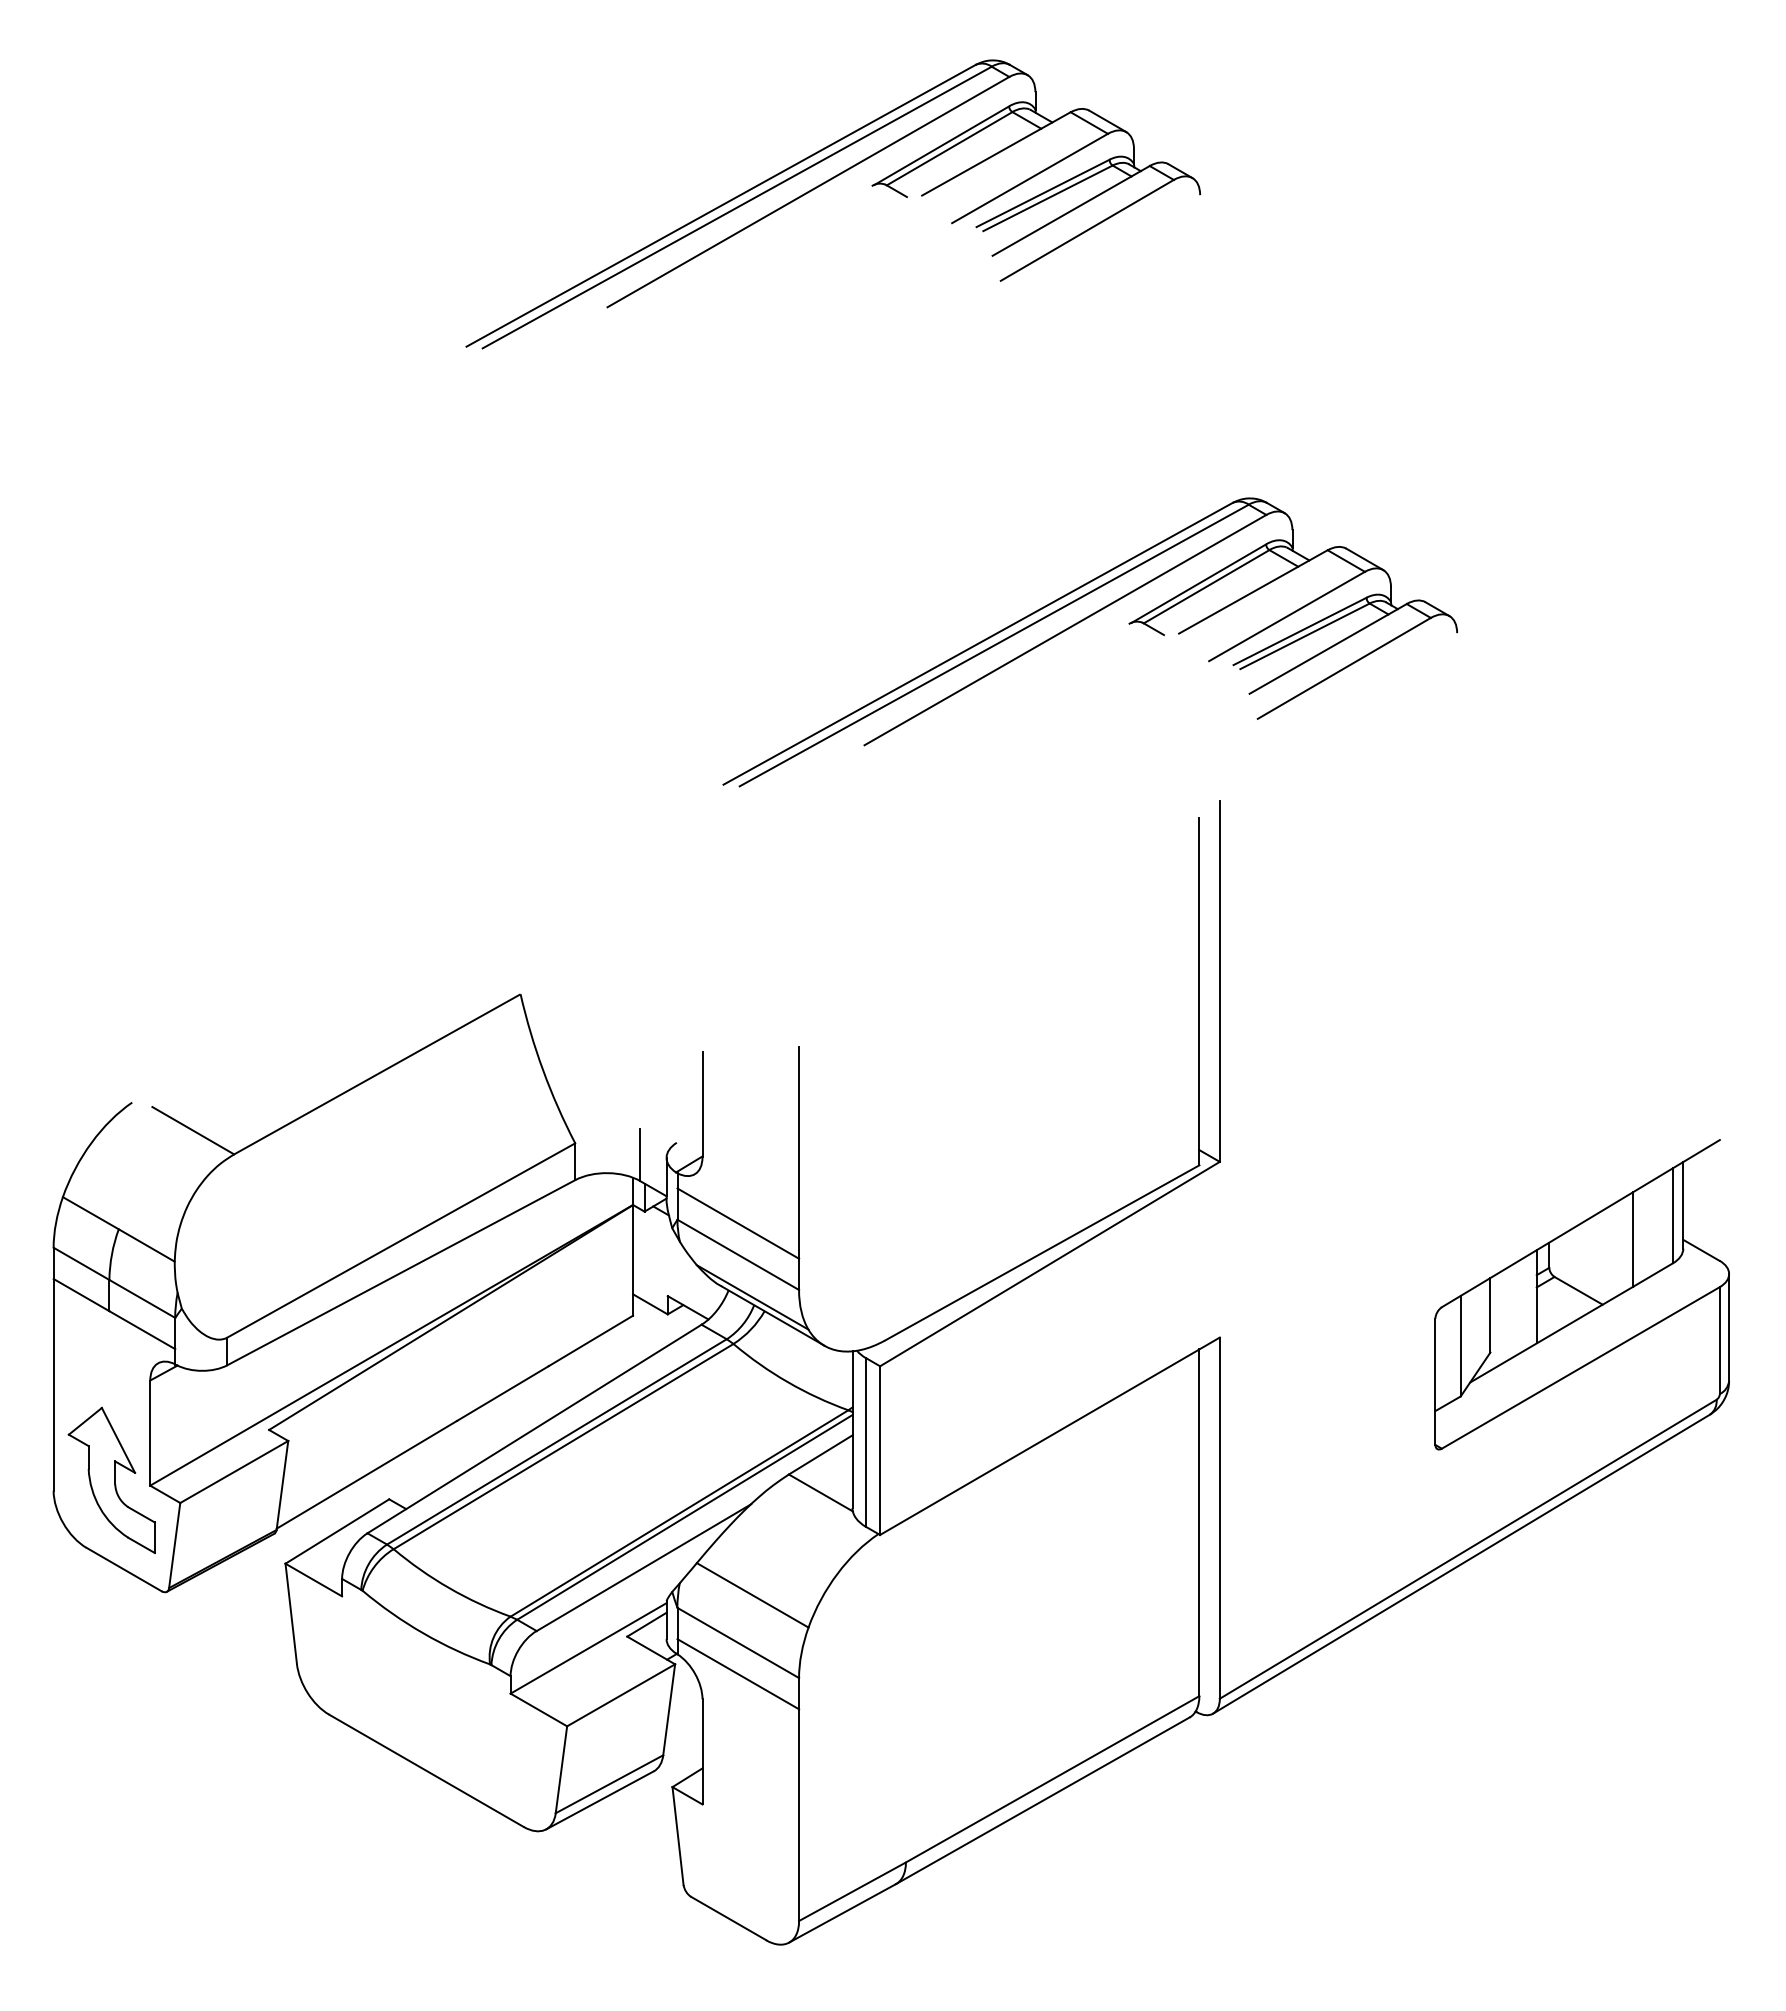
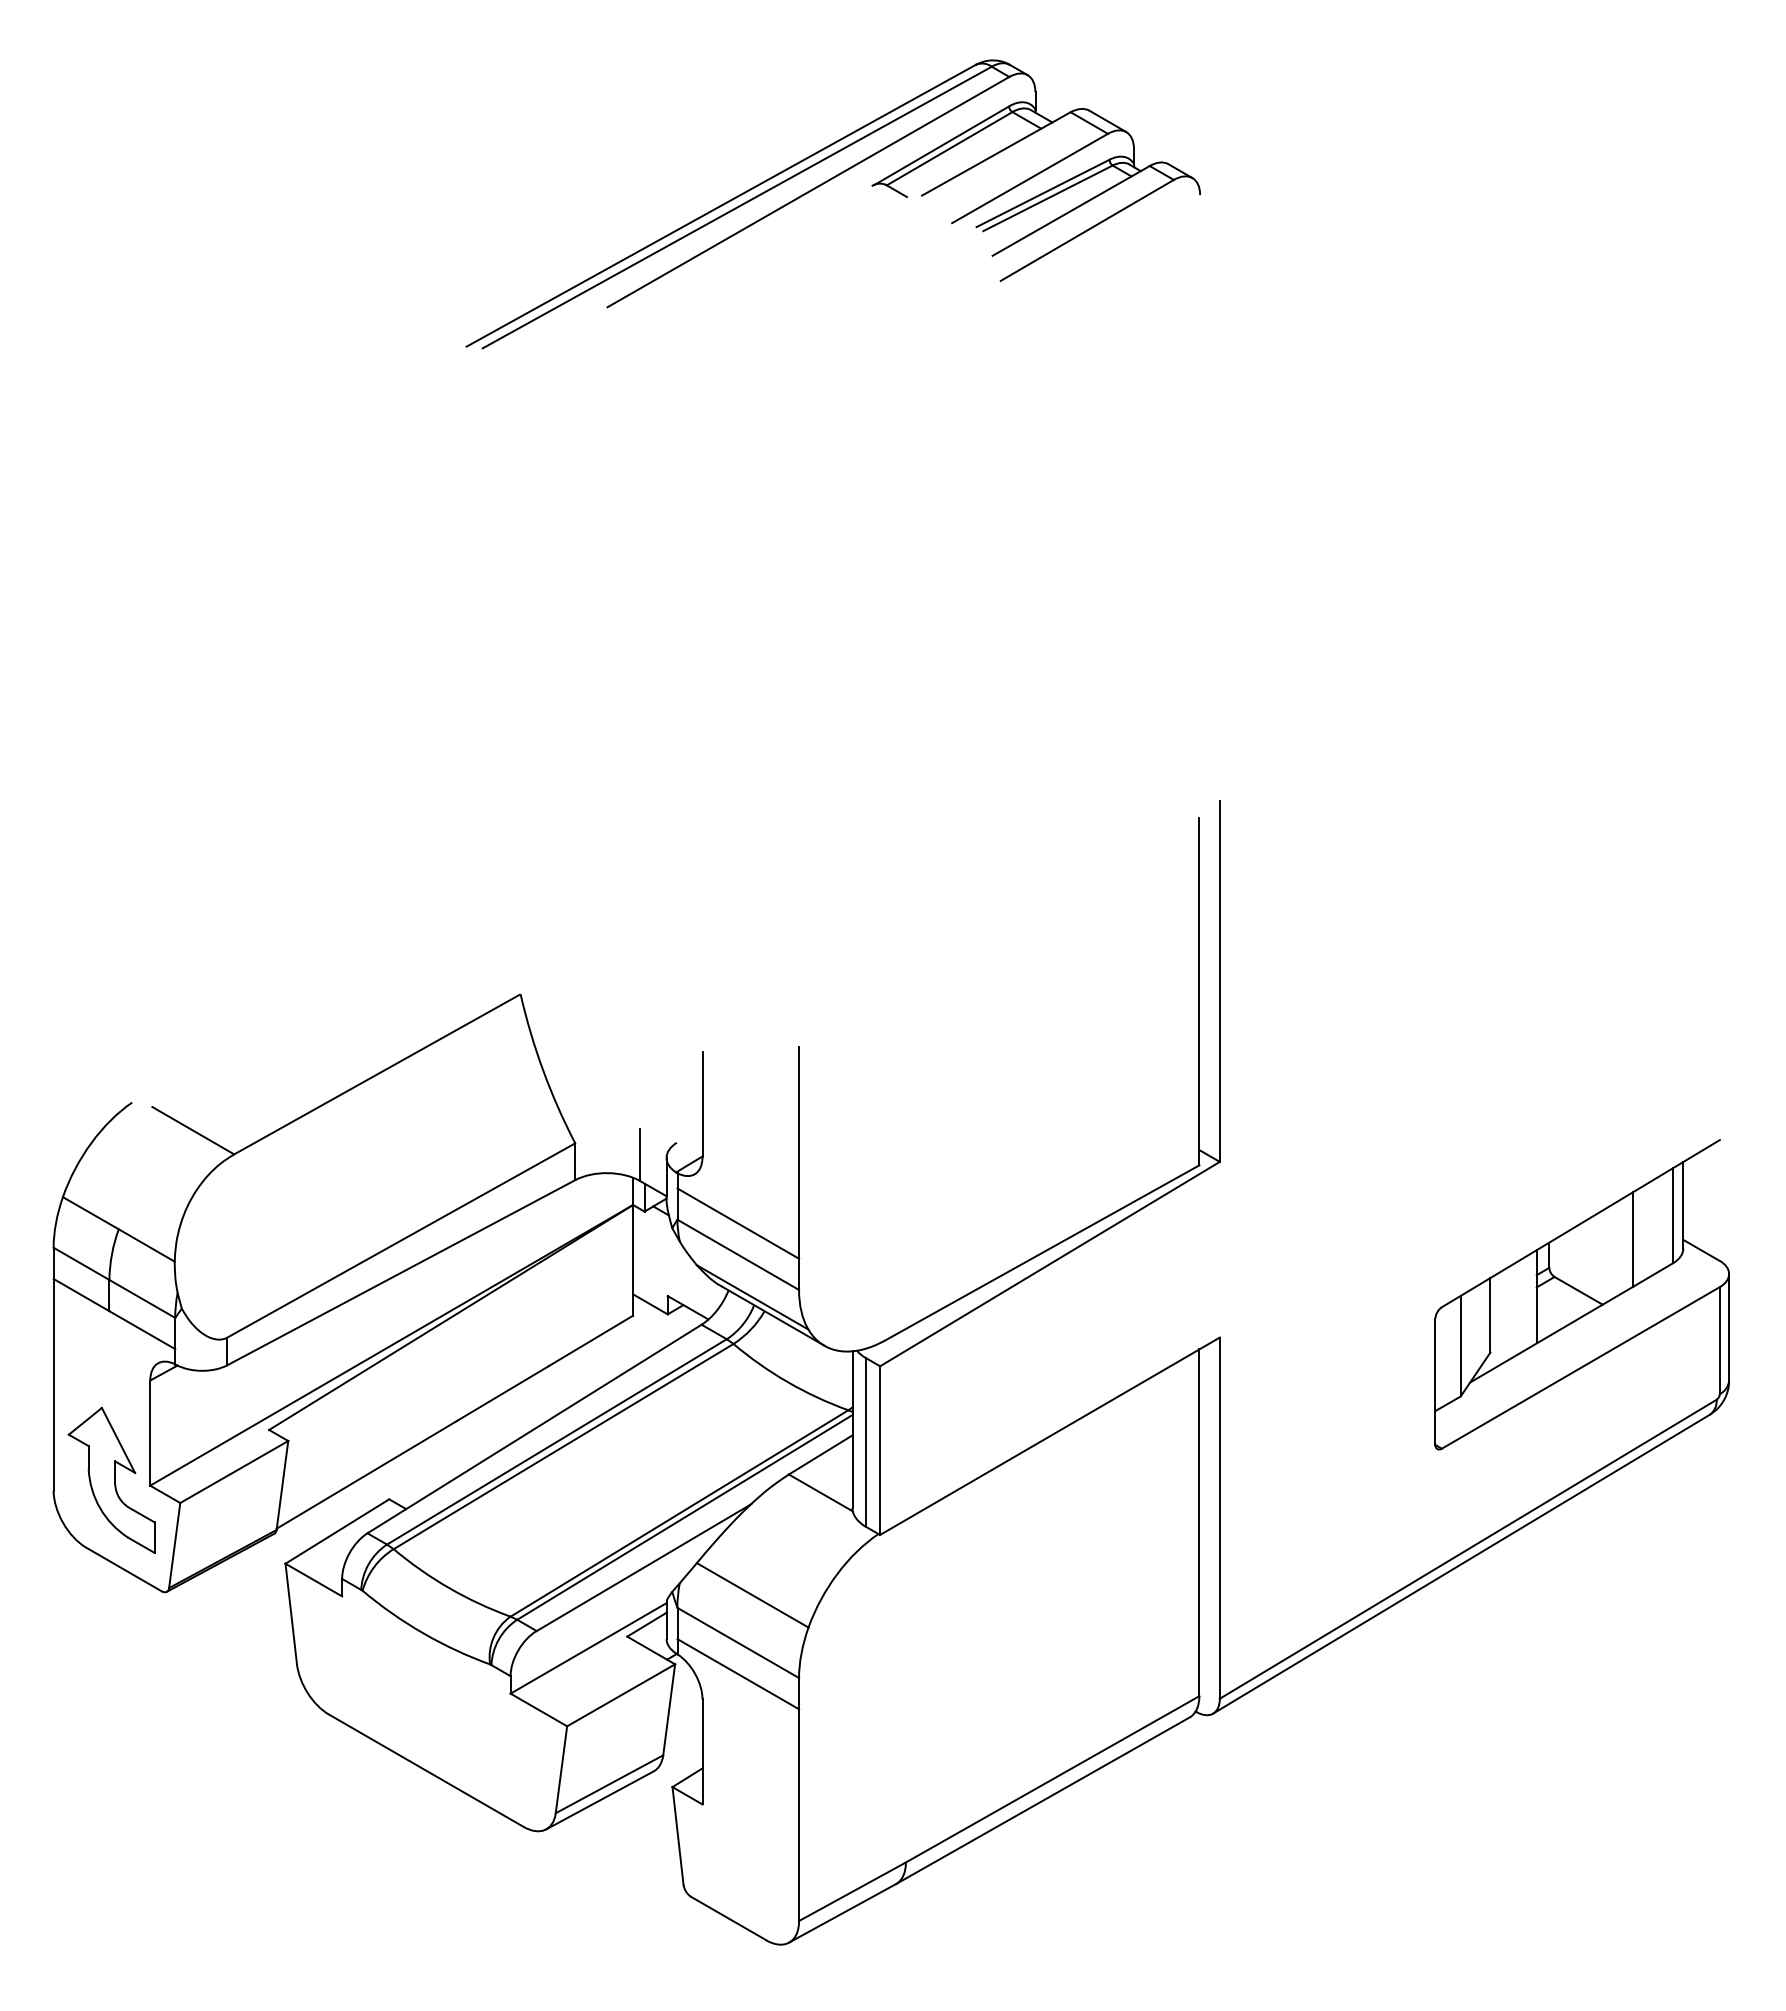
part: present -> none (1079, 623)
